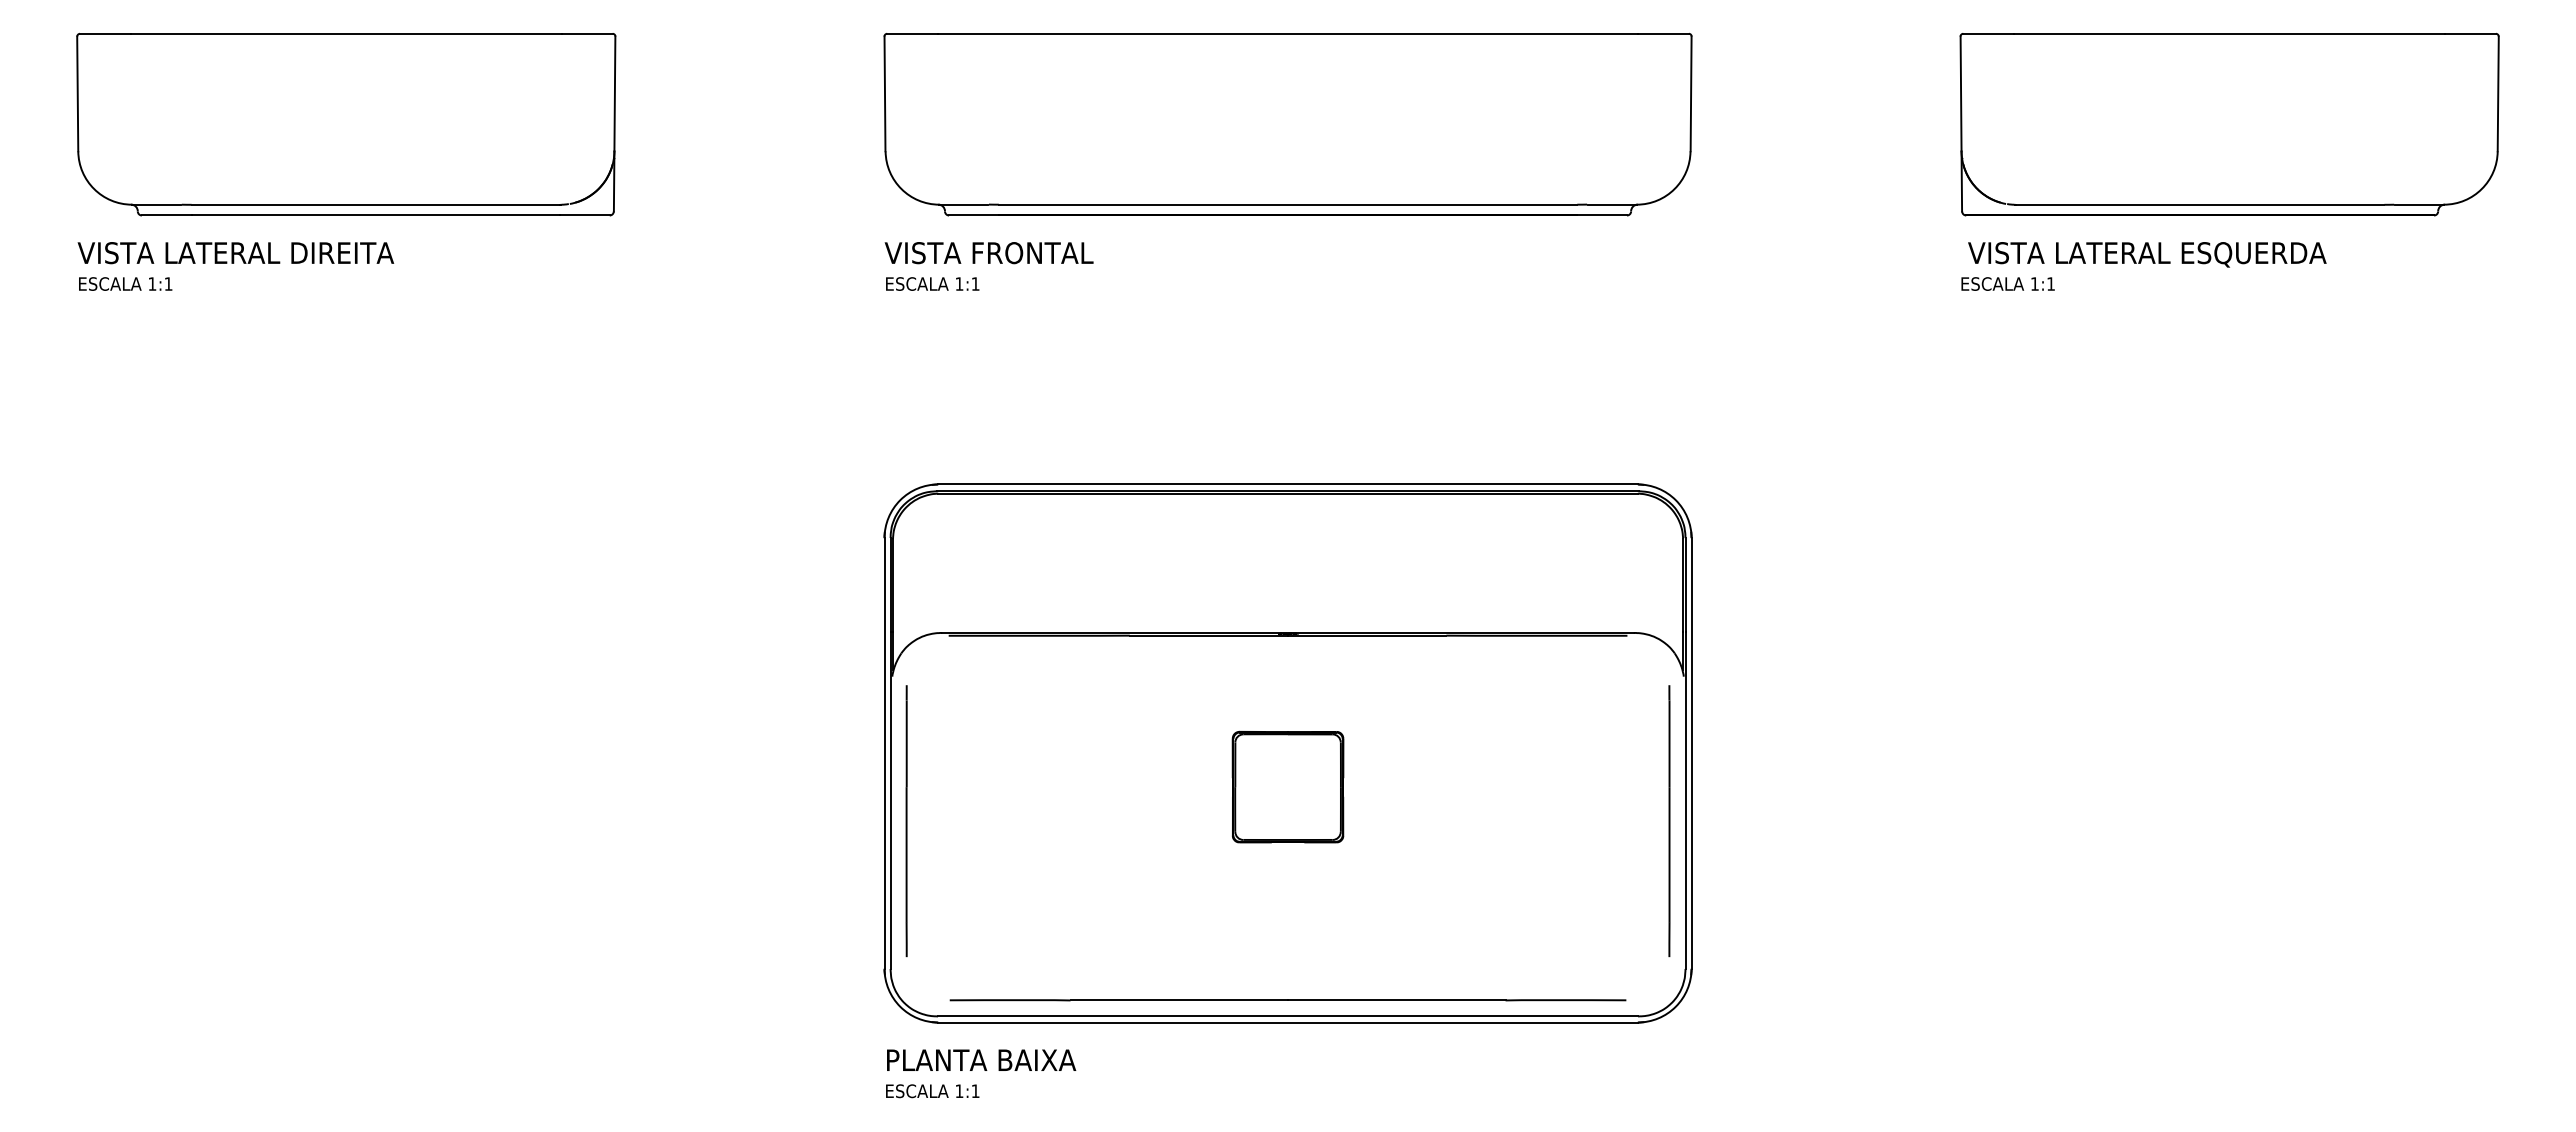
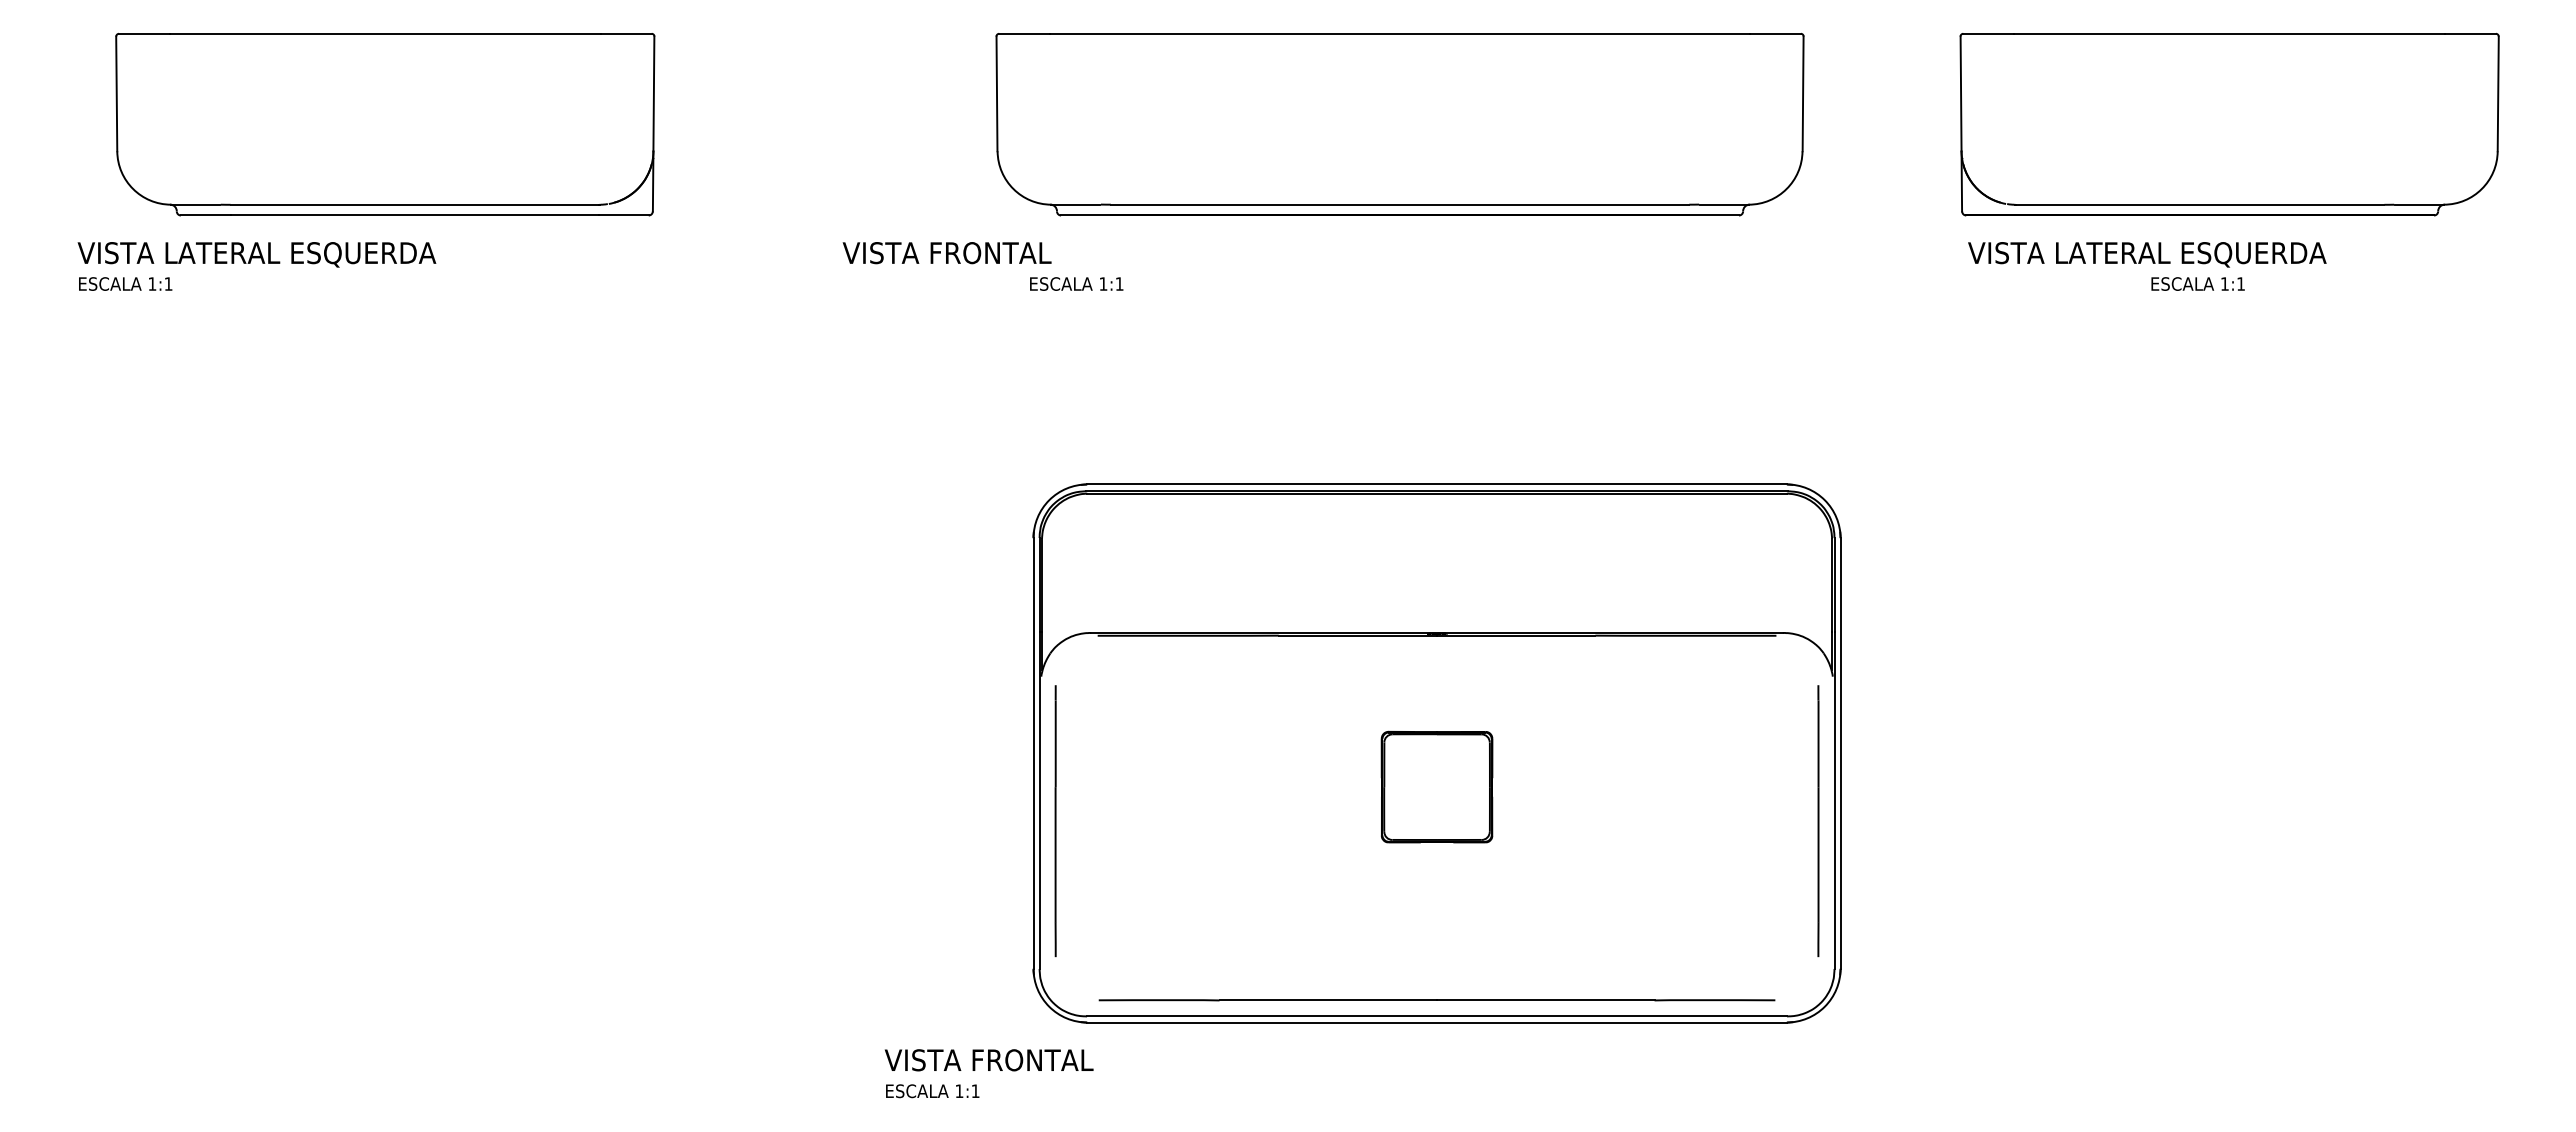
part position: (346, 124) -> (385, 124) (385, 124)
part position: (1287, 124) -> (1399, 124) (1399, 124)
text position: (988, 253) -> (946, 253) (946, 253)
text: VISTA LATERAL DIREITA -> VISTA LATERAL ESQUERDA (365, 254)
text position: (932, 283) -> (1076, 283) (1076, 283)
text position: (2007, 283) -> (2197, 283) (2197, 283)
part position: (1287, 753) -> (1436, 753) (1436, 753)
text: PLANTA BAIXA -> VISTA FRONTAL (988, 1060)
